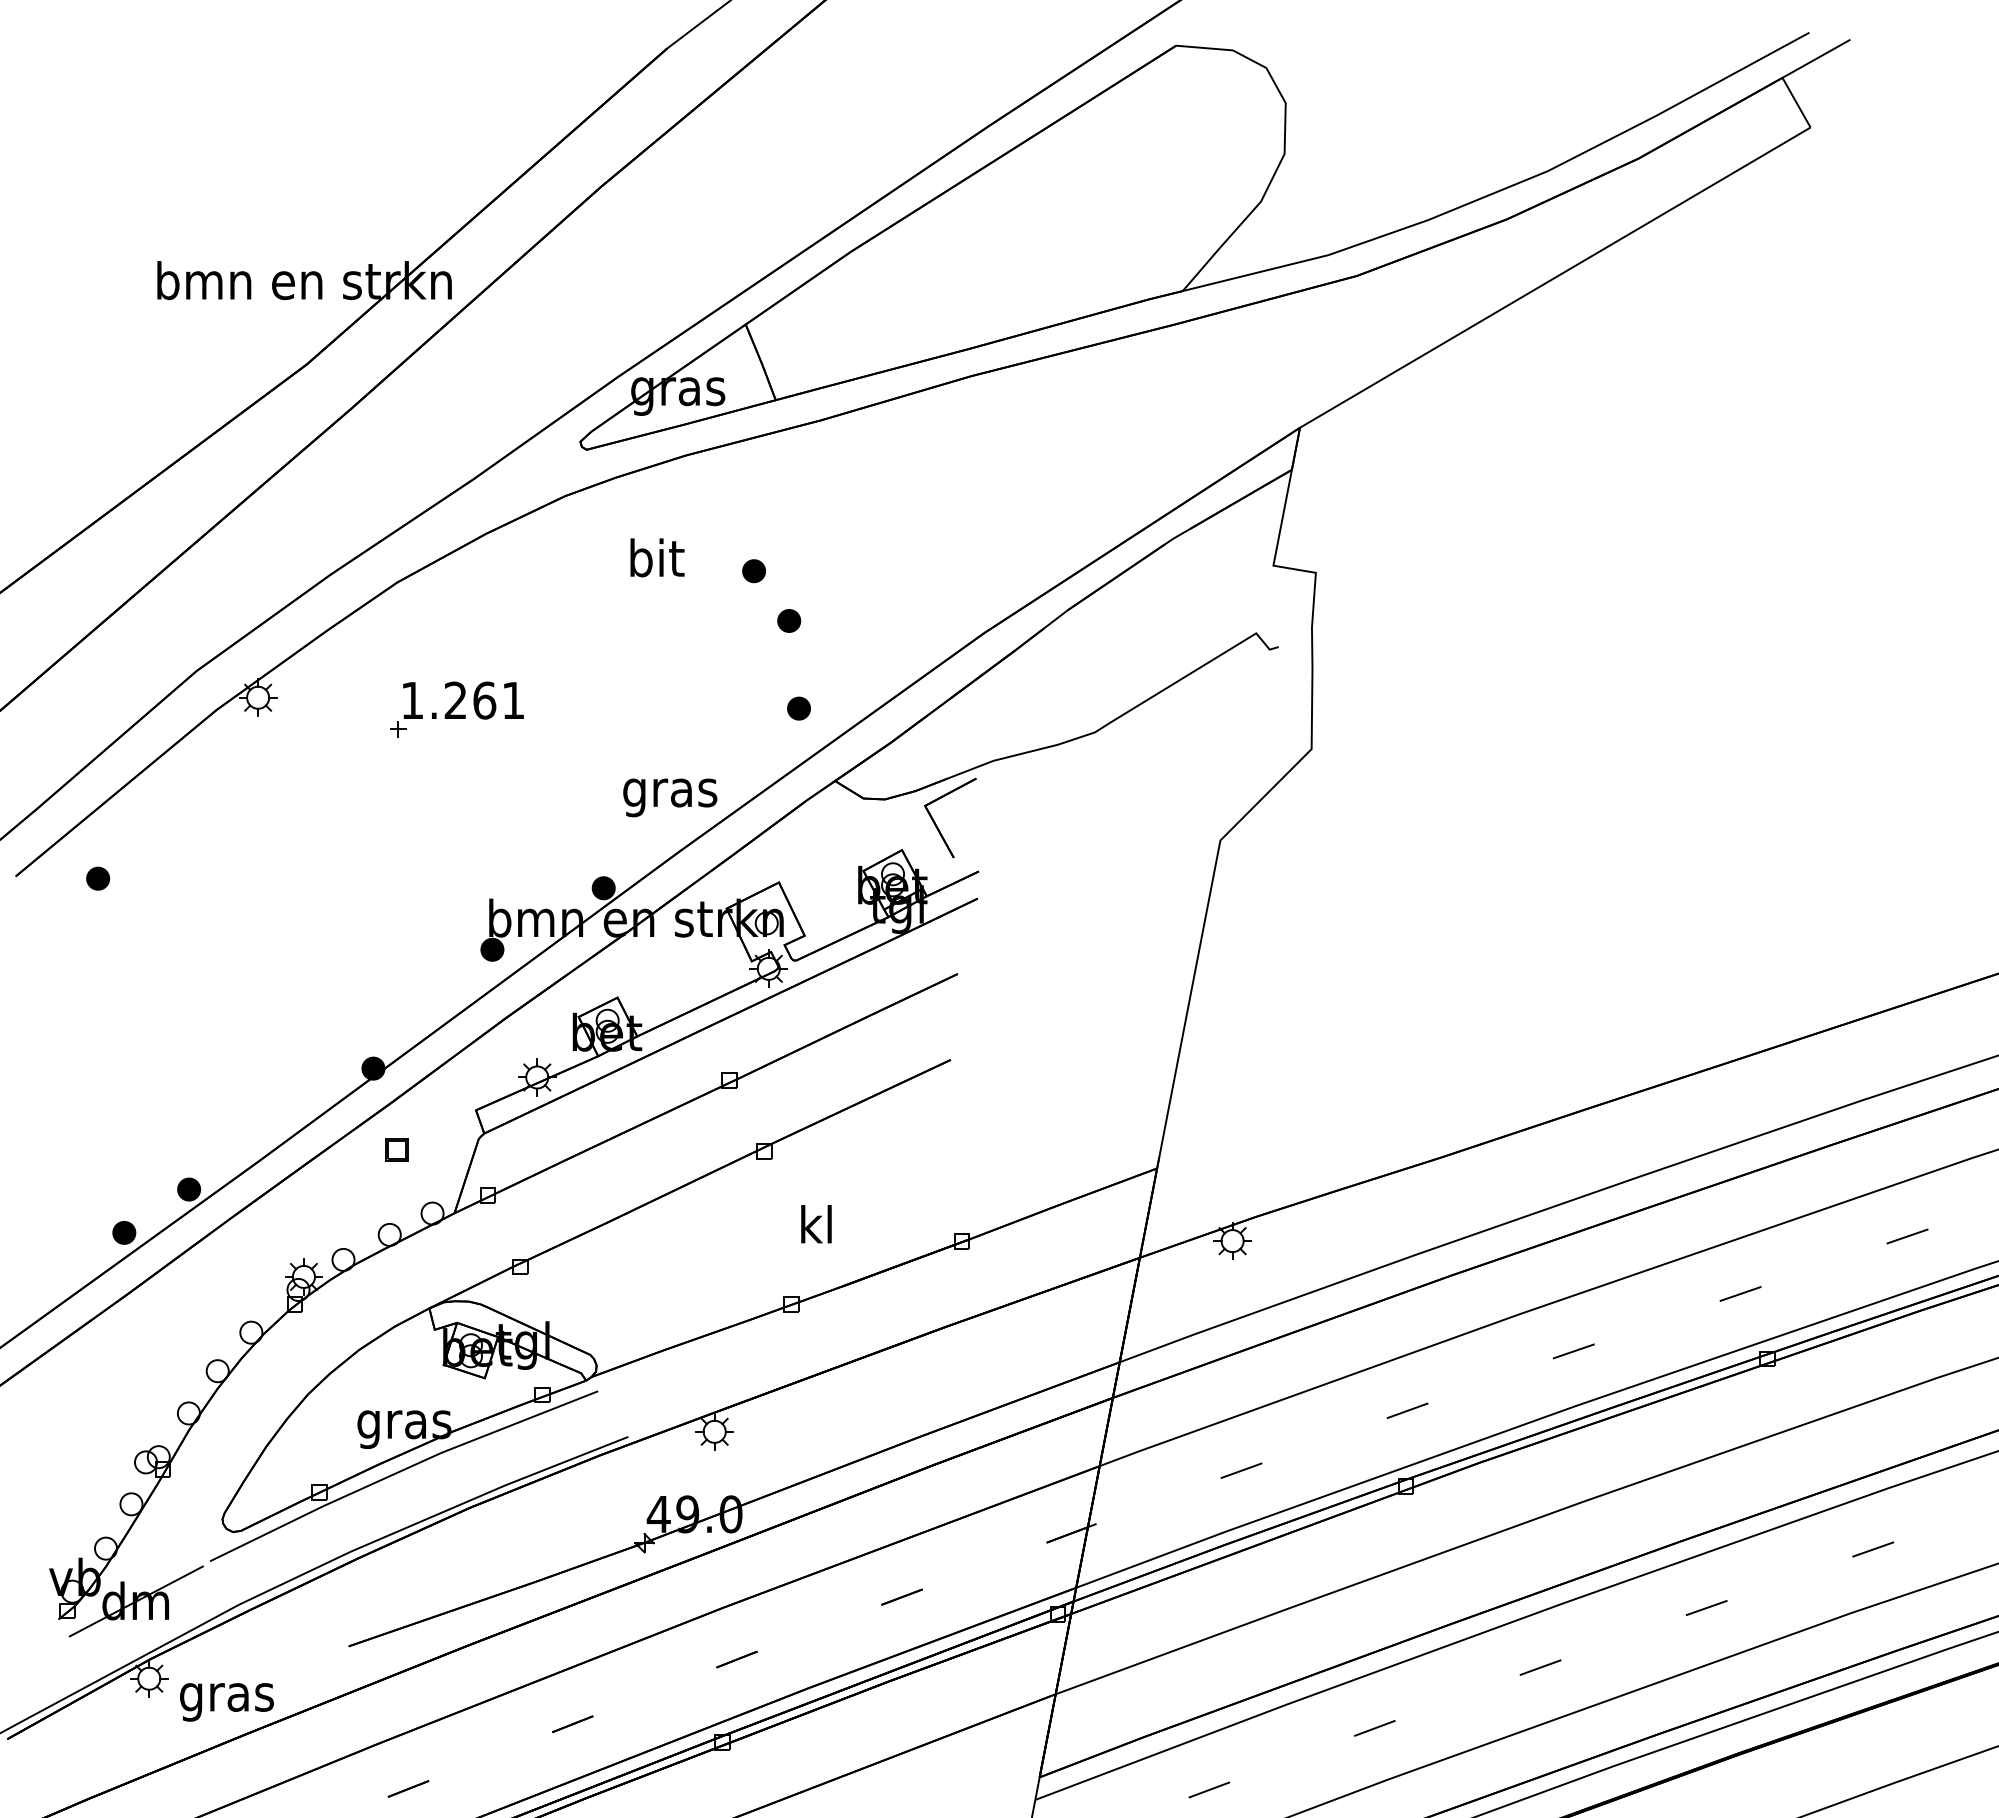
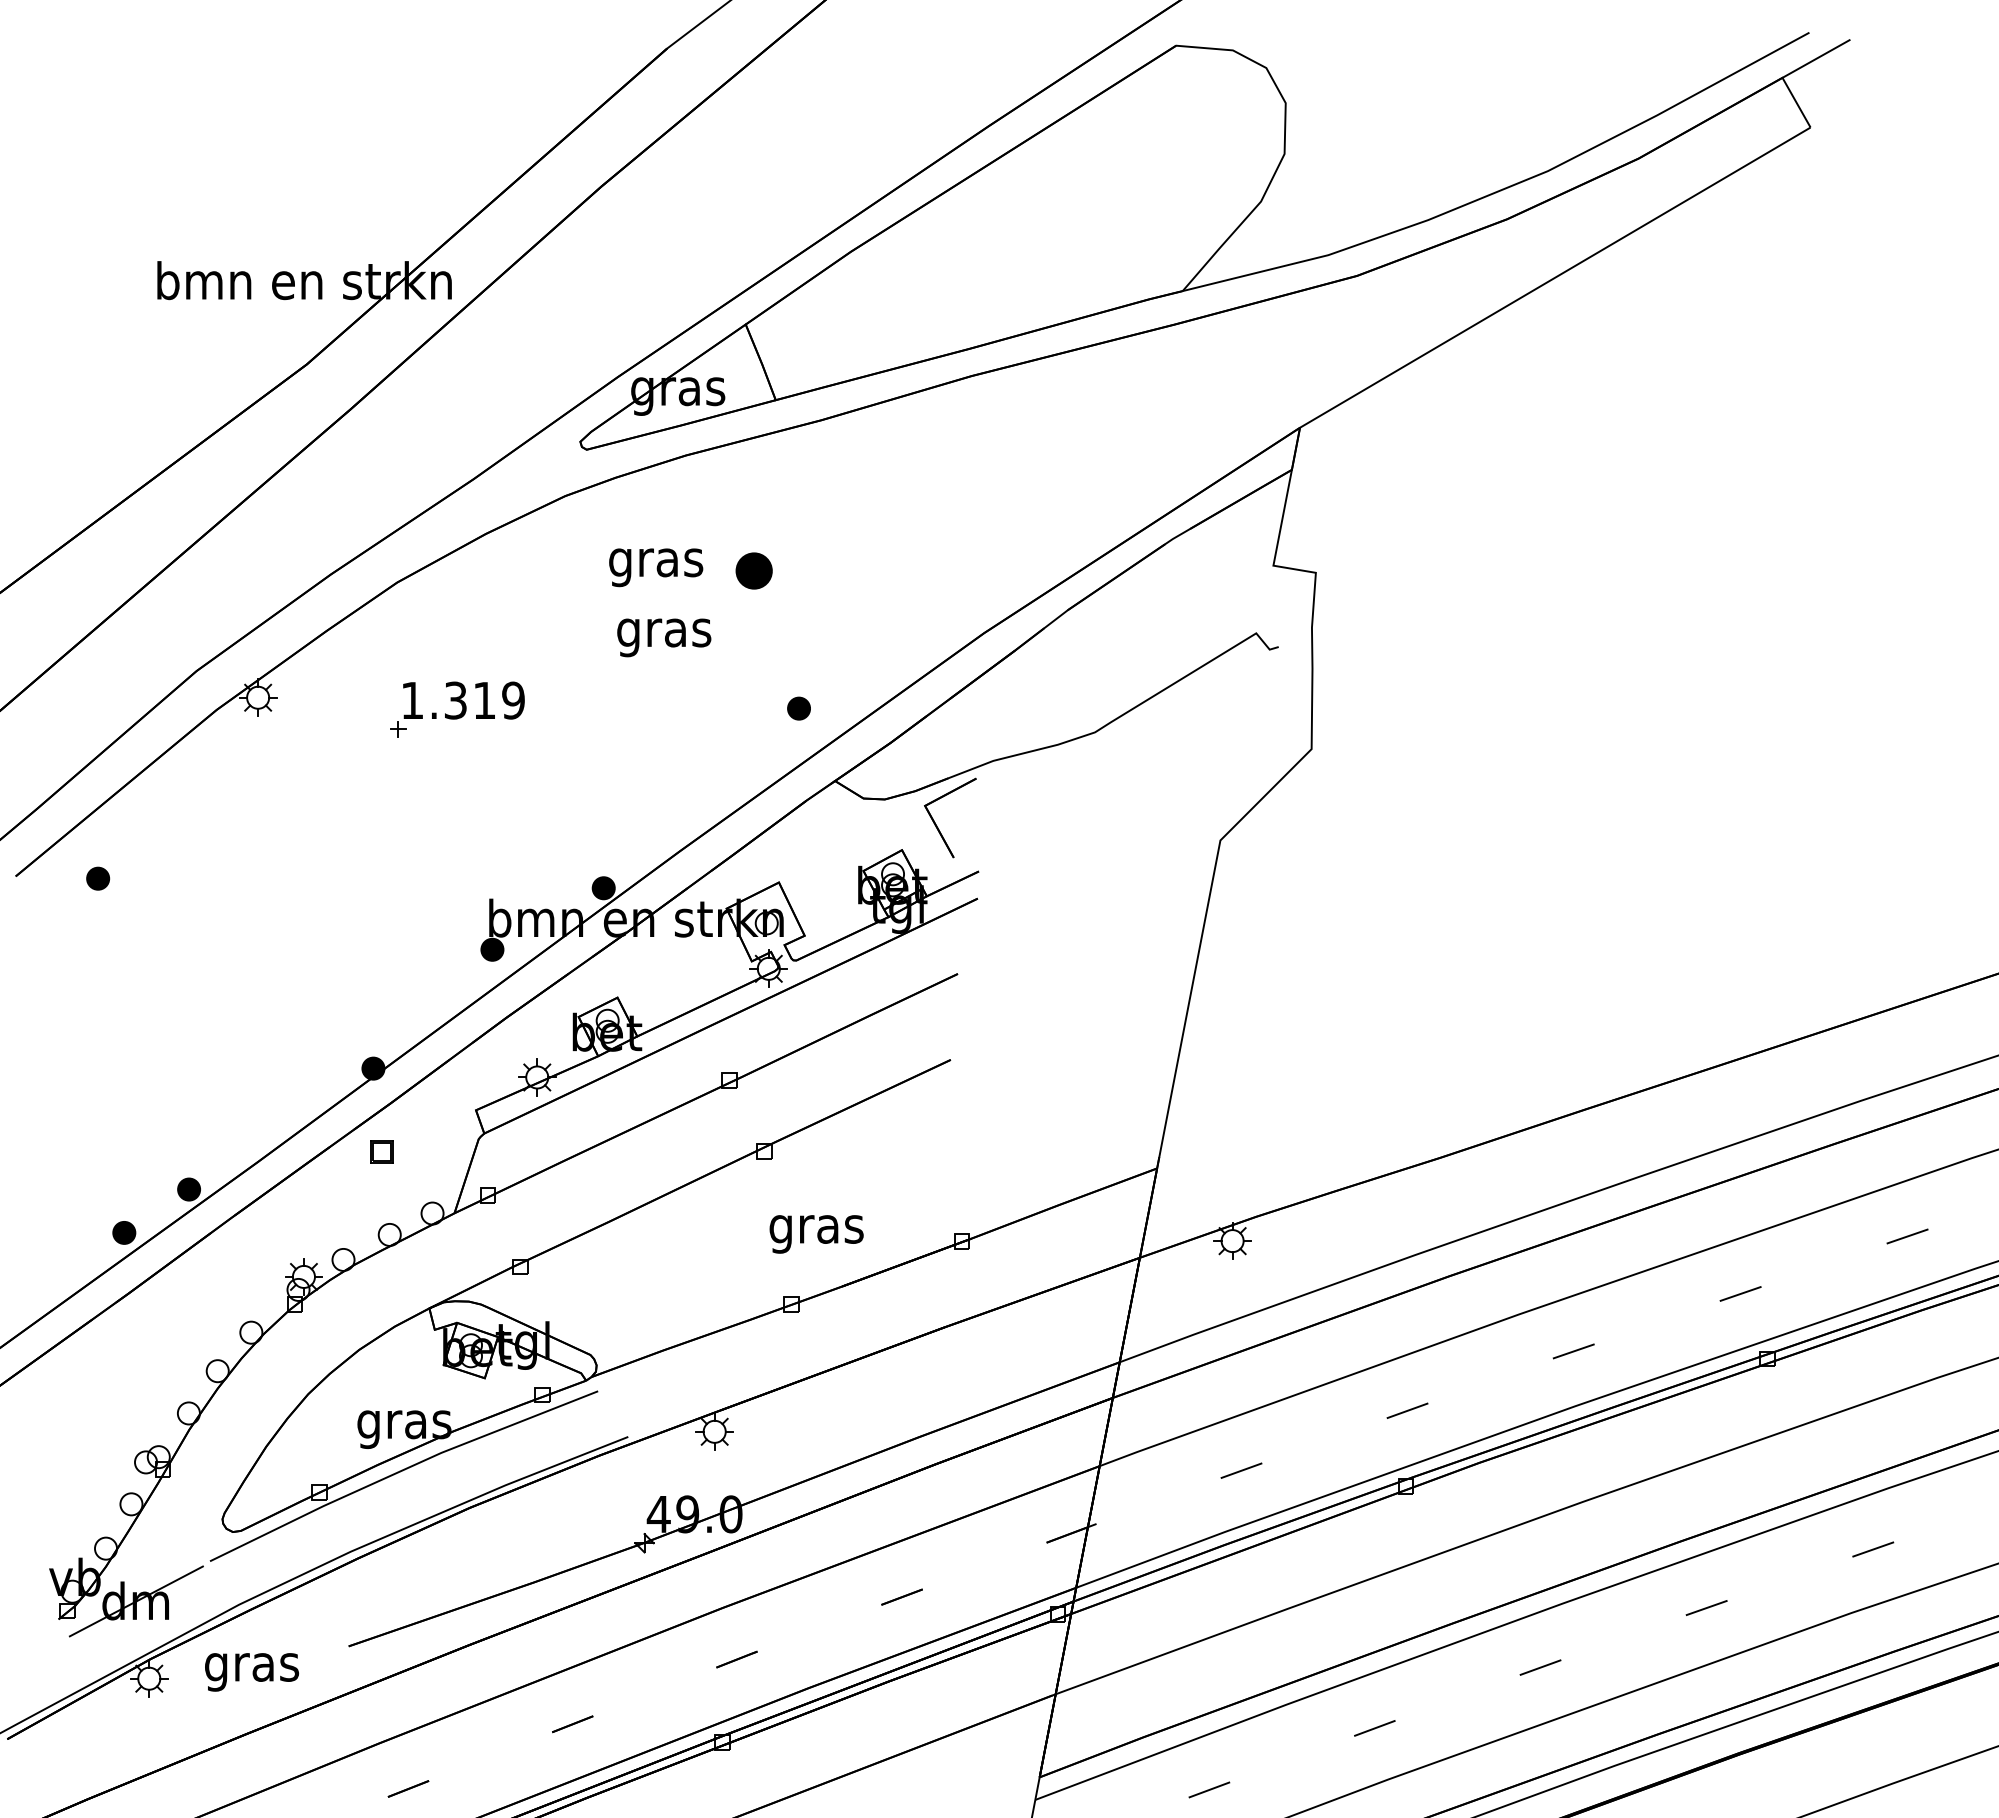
text: bit -> gras (656, 562)
part size: 24x25 px -> 38x38 px (753, 570)
part: present -> none (789, 620)
text: 1.261 -> 1.319 (484, 700)
text position: (670, 797) -> (664, 637) (664, 637)
part position: (396, 1149) -> (381, 1151) (381, 1151)
text: kl -> gras (816, 1229)
text position: (226, 1702) -> (251, 1672) (251, 1672)
